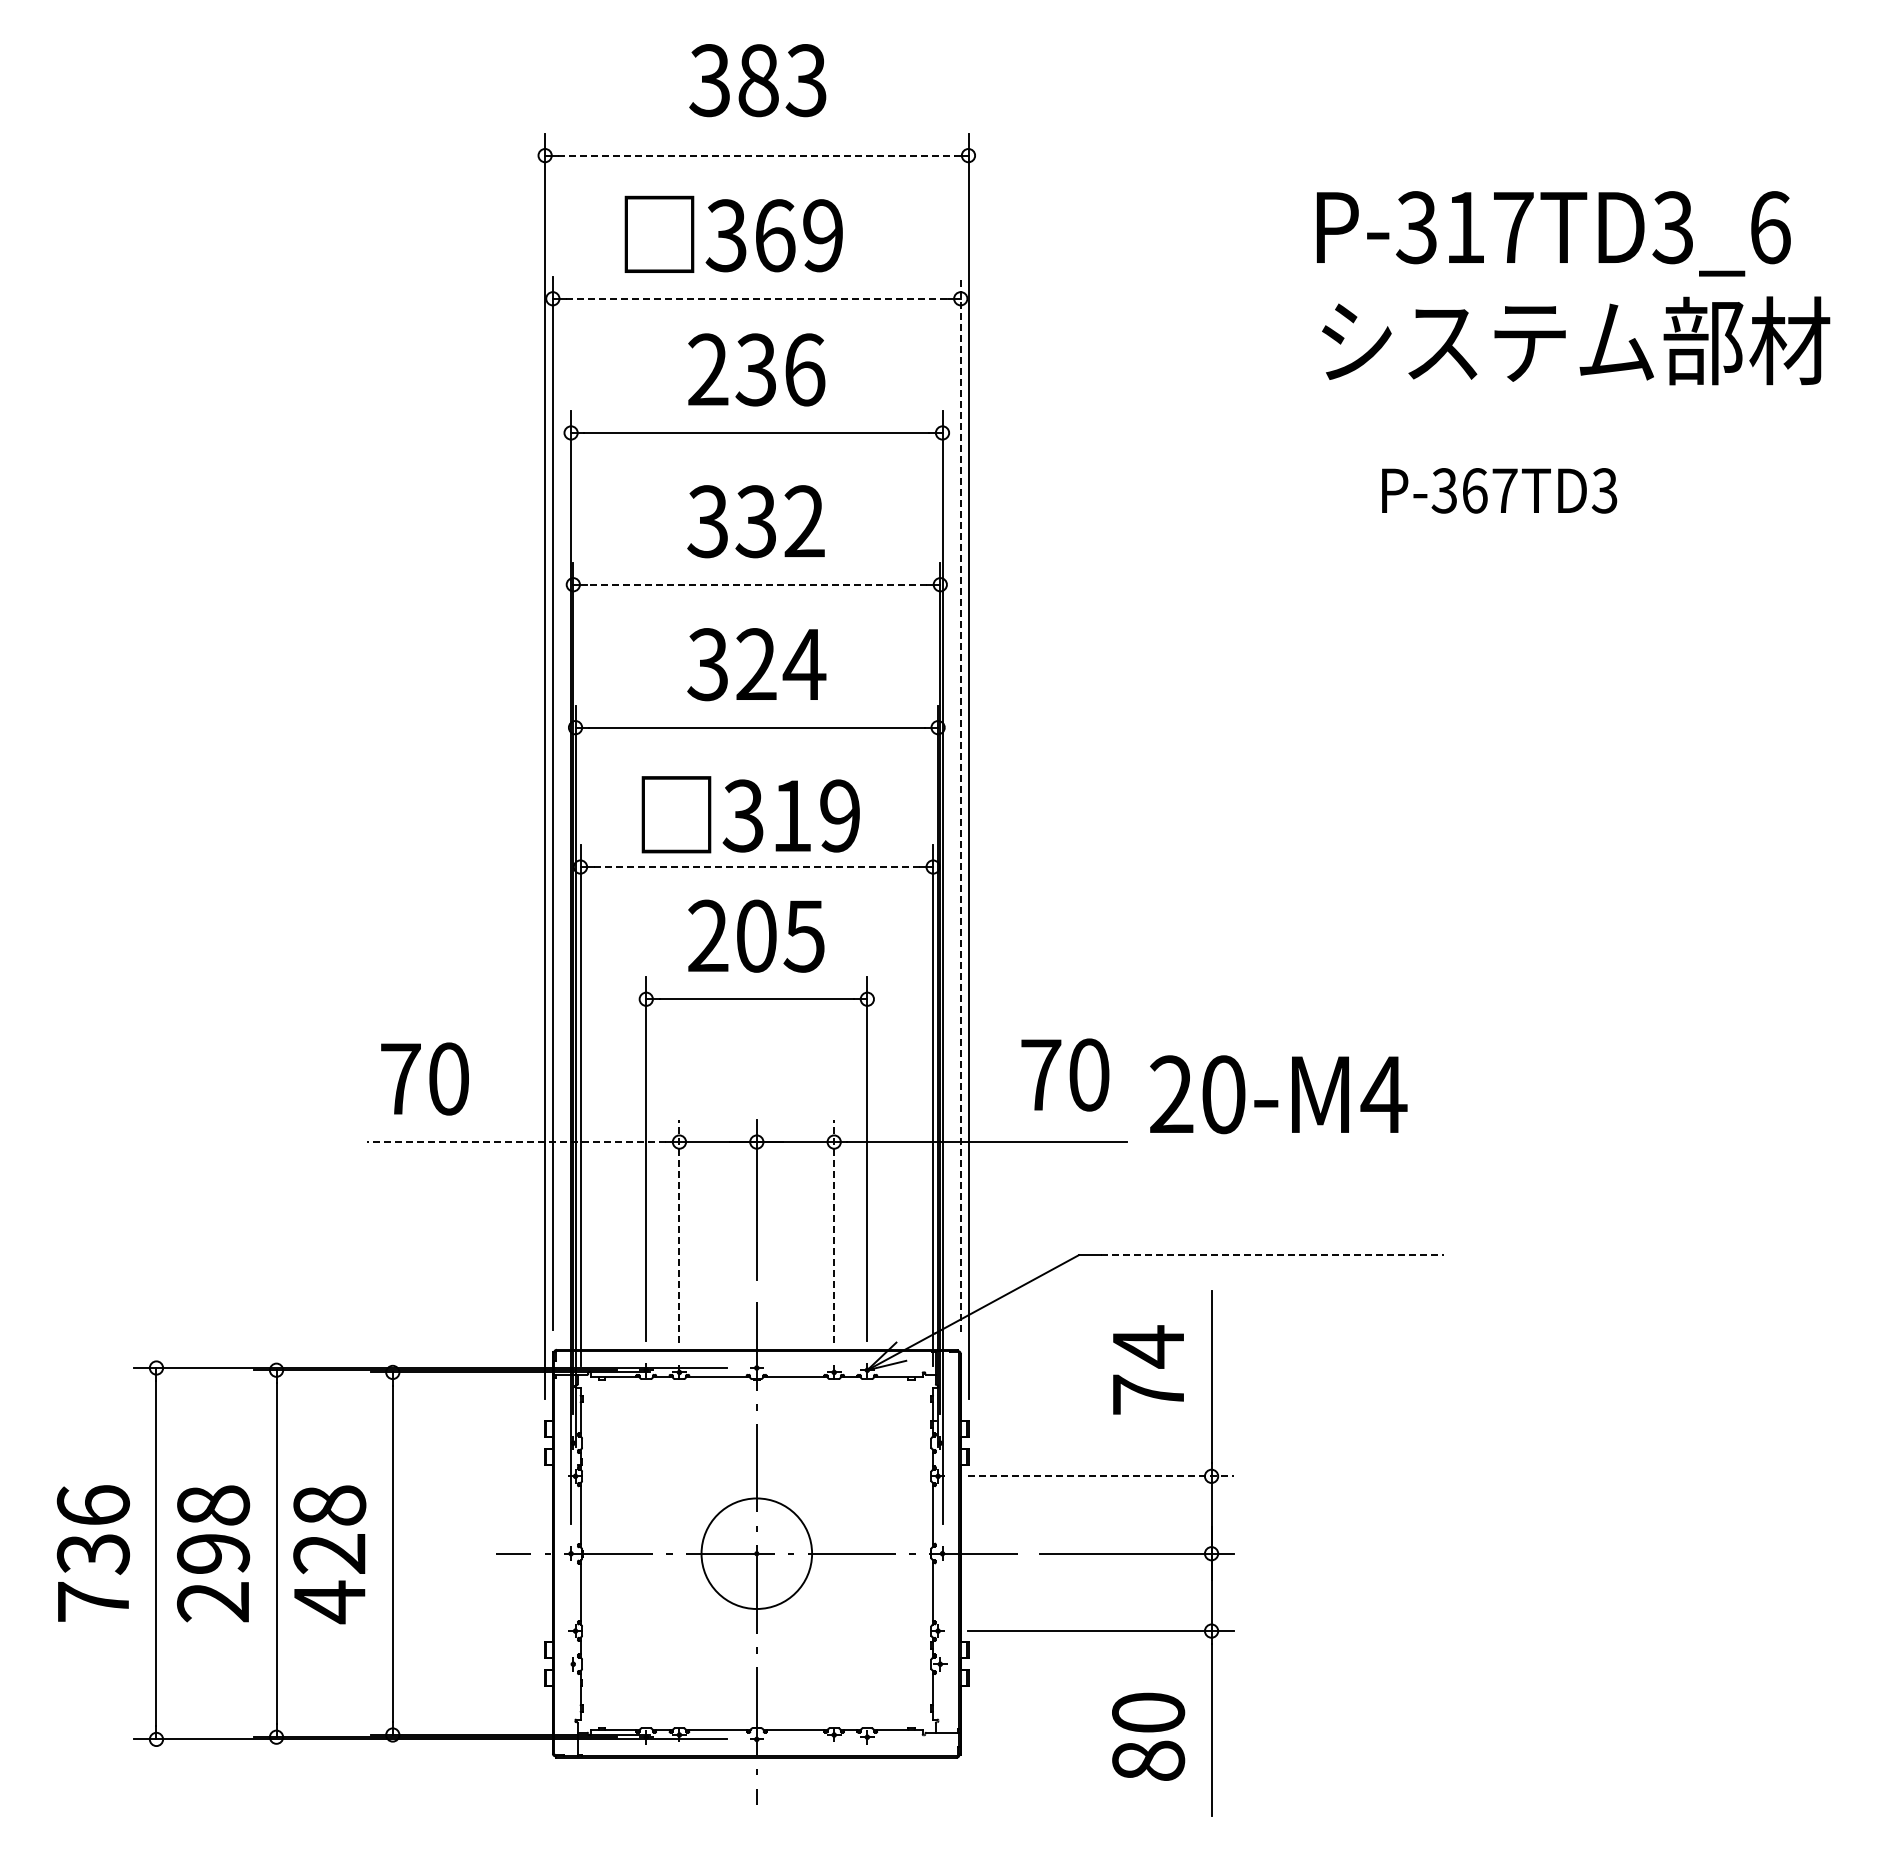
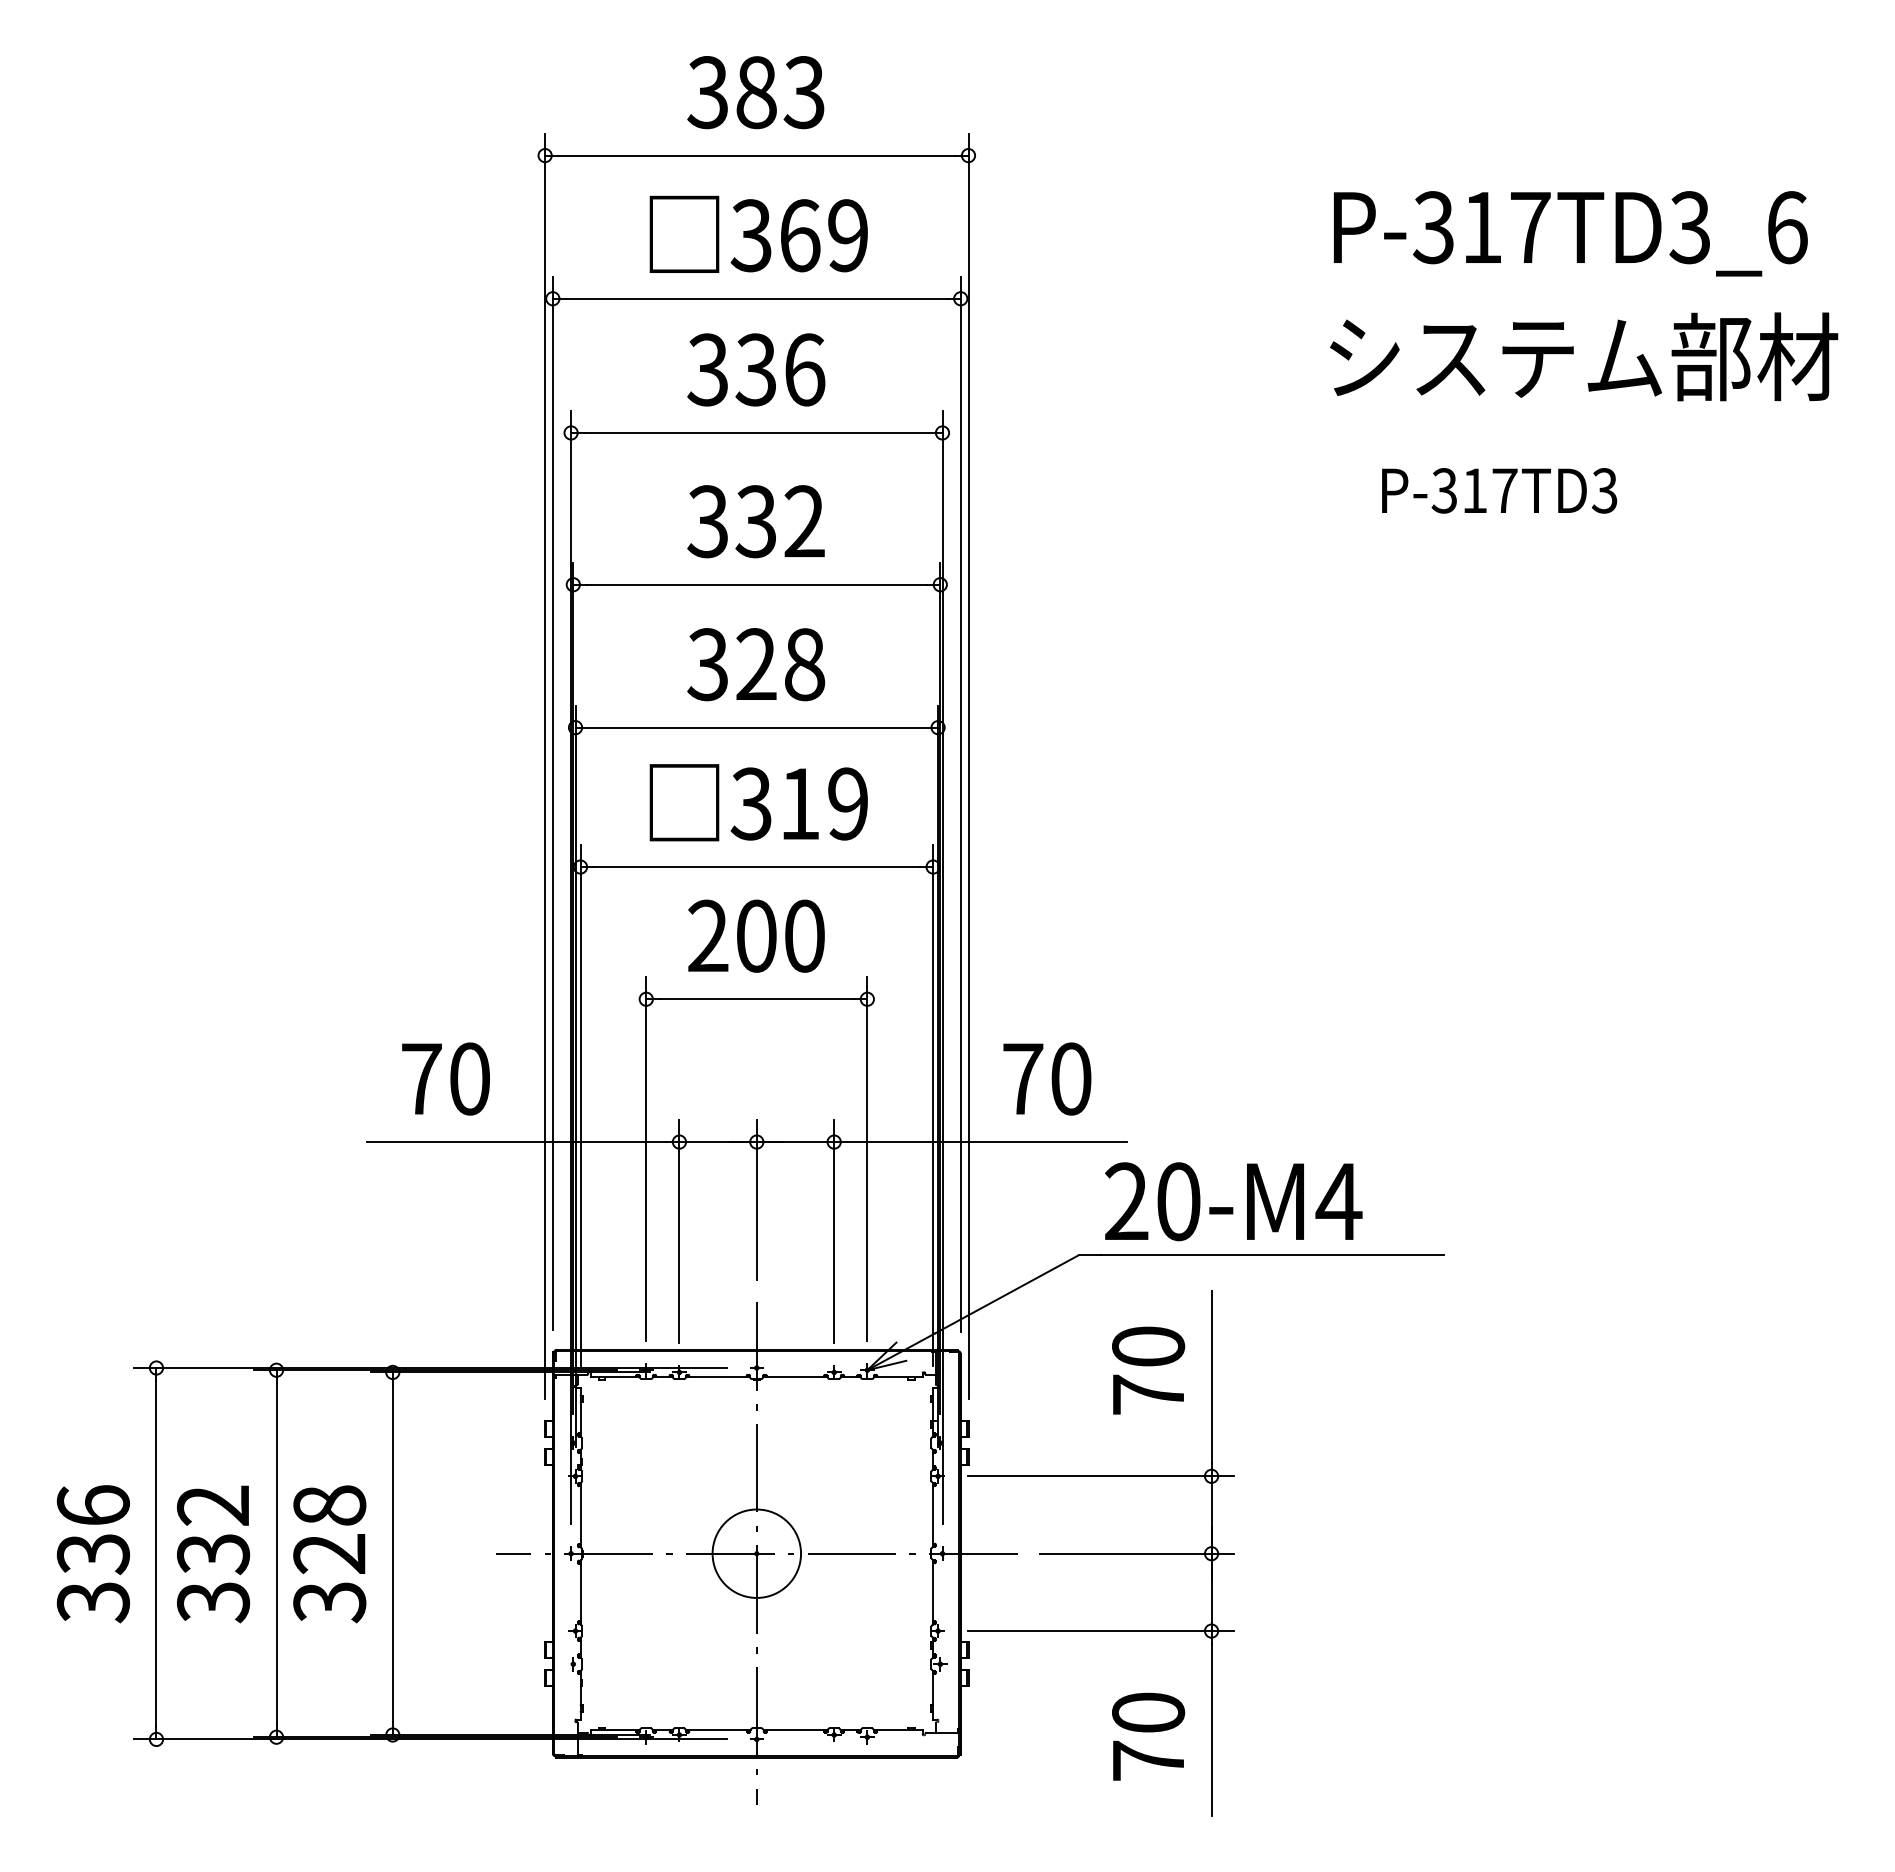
text position: (757, 80) -> (755, 92) (755, 92)
line: dashed -> solid (757, 155)
text position: (733, 233) -> (758, 233) (758, 233)
text position: (1553, 233) -> (1570, 233) (1570, 233)
line: dashed -> solid (756, 298)
text position: (1576, 340) -> (1584, 356) (1584, 356)
text: 236 -> 336 (707, 369)
text: P-367TD3 -> P-317TD3 (1475, 490)
line: dashed -> solid (756, 584)
text: 324 -> 328 (804, 664)
line: dashed -> solid (960, 803)
text position: (750, 814) -> (758, 802) (758, 802)
line: dashed -> solid (757, 867)
text: 205 -> 200 (803, 935)
text position: (1065, 1074) -> (1047, 1078) (1047, 1078)
text position: (424, 1078) -> (445, 1078) (445, 1078)
text position: (1278, 1094) -> (1233, 1201) (1233, 1201)
line: dashed -> solid (516, 1142)
line: dashed -> solid (679, 1231)
line: dashed -> solid (834, 1231)
line: dashed -> solid (1272, 1255)
text: 74 -> 70 (1148, 1346)
line: dashed -> solid (1101, 1476)
circle diameter: 111 px -> 88 px (756, 1553)
text: 298 -> 332 (213, 1554)
text: 736 -> 336 (93, 1602)
text: 428 -> 328 (329, 1602)
text: 80 -> 70 (1148, 1760)
